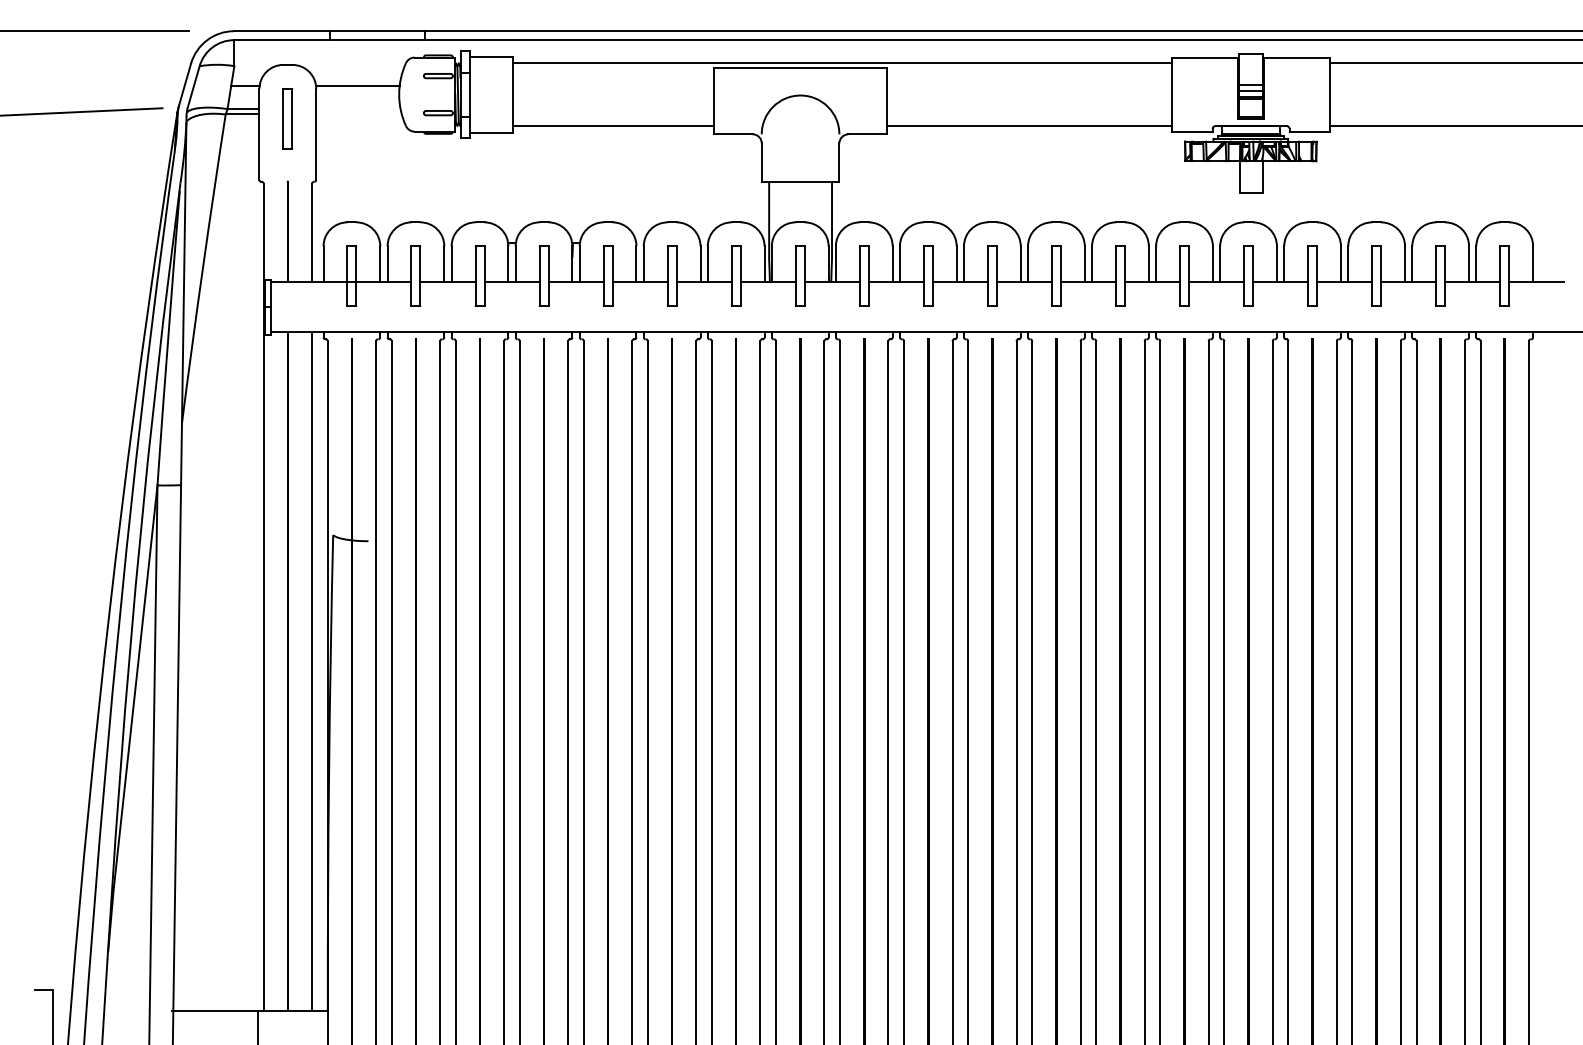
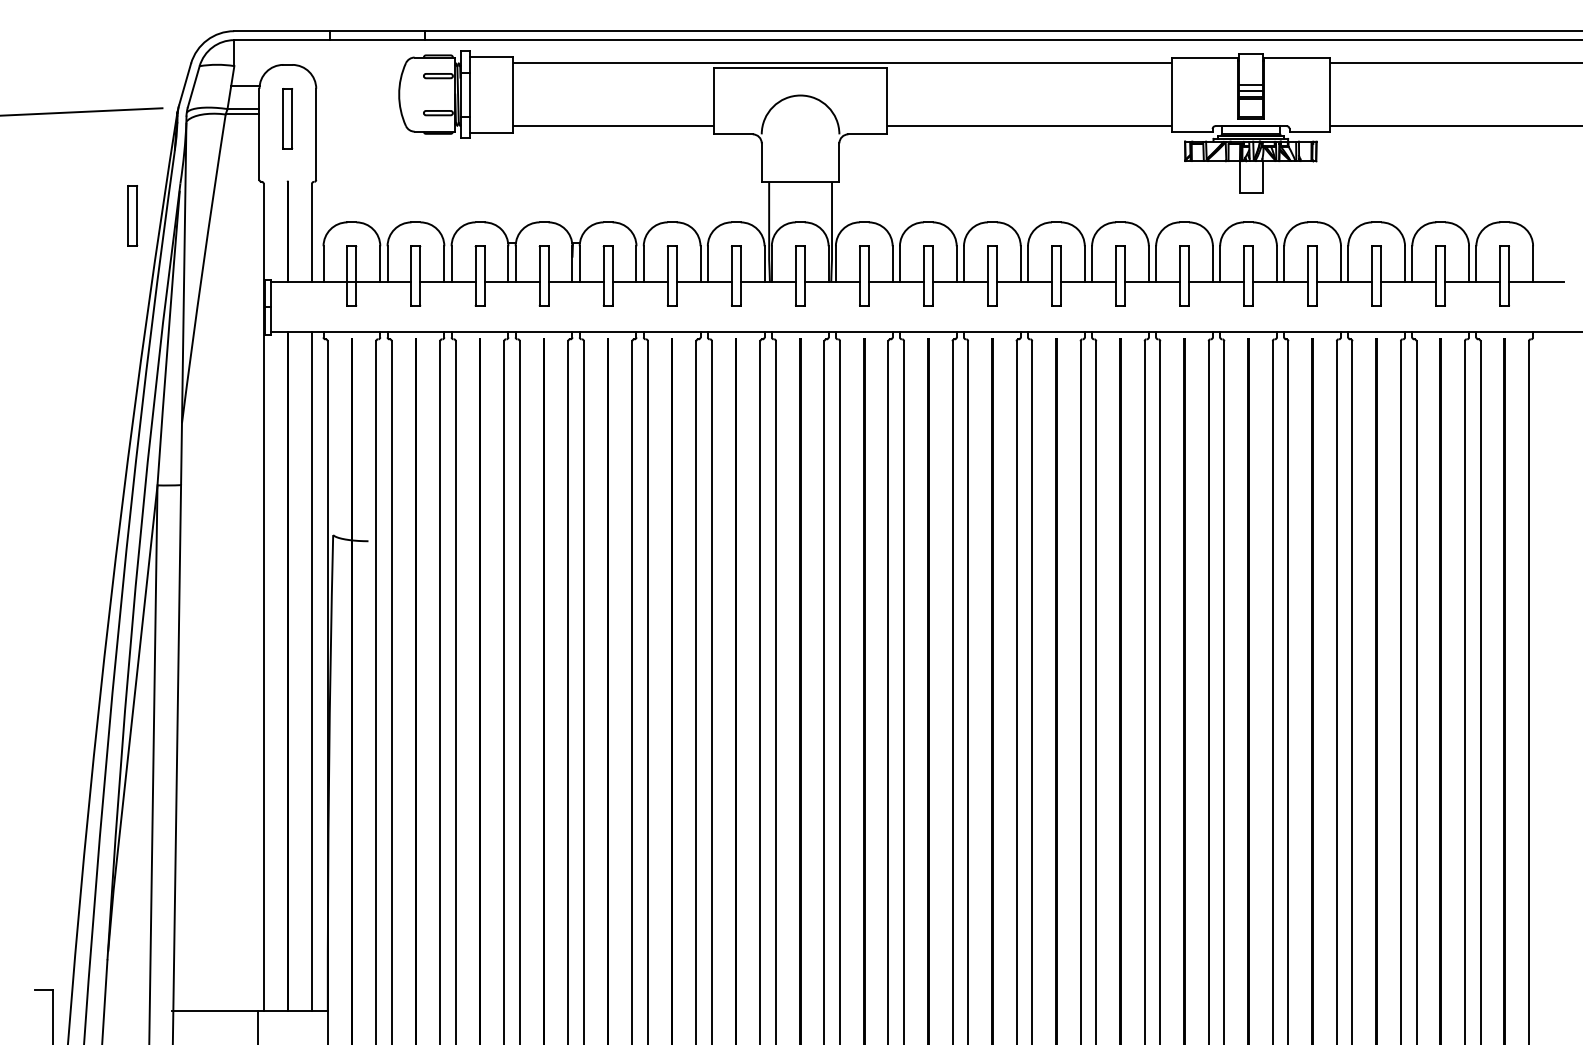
line: present -> none (95, 31)
line: present -> none (357, 86)
part: none -> present (132, 215)
